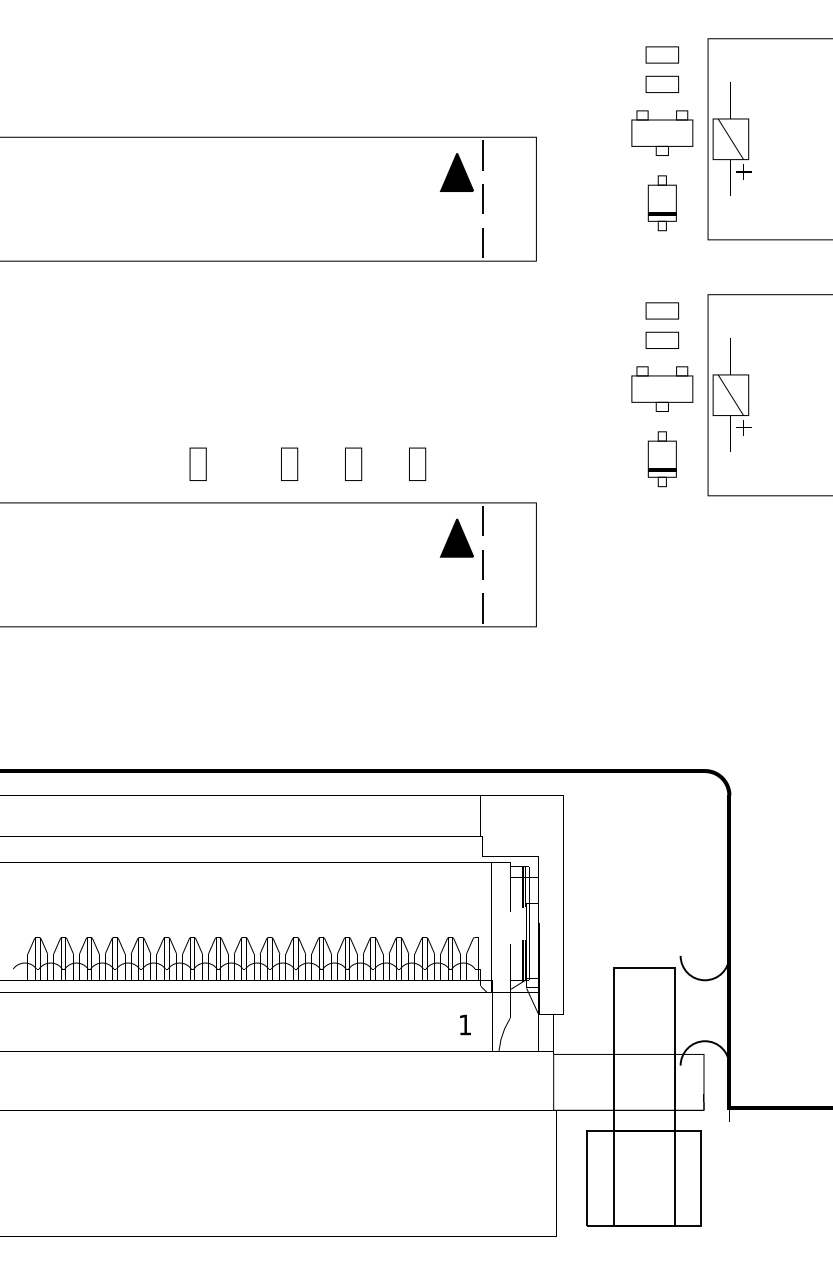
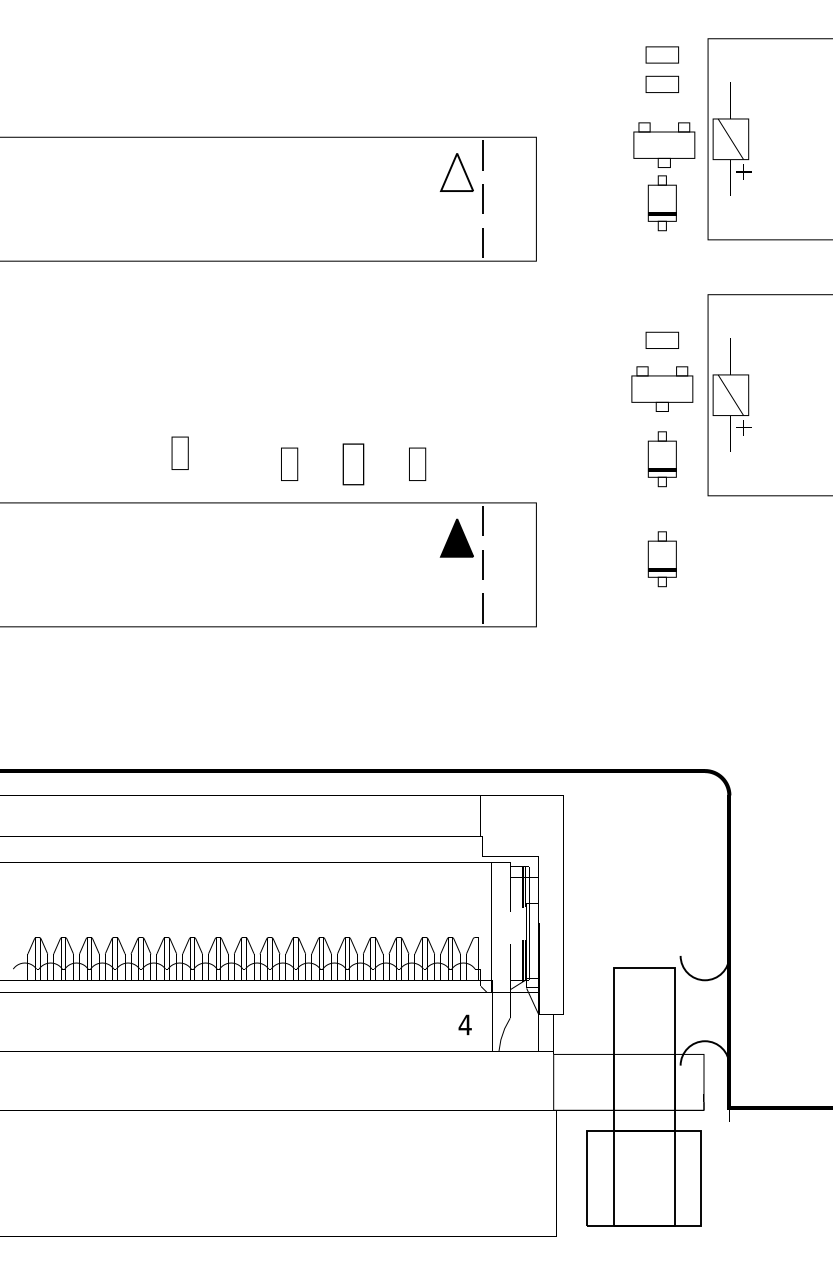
part position: (662, 132) -> (664, 144) (664, 144)
fill: present -> none (457, 172)
part: present -> none (661, 310)
part position: (197, 463) -> (179, 452) (179, 452)
part size: 18x34 px -> 23x43 px (353, 464)
part: none -> present (661, 559)
text: 1 -> 4 (464, 1024)
